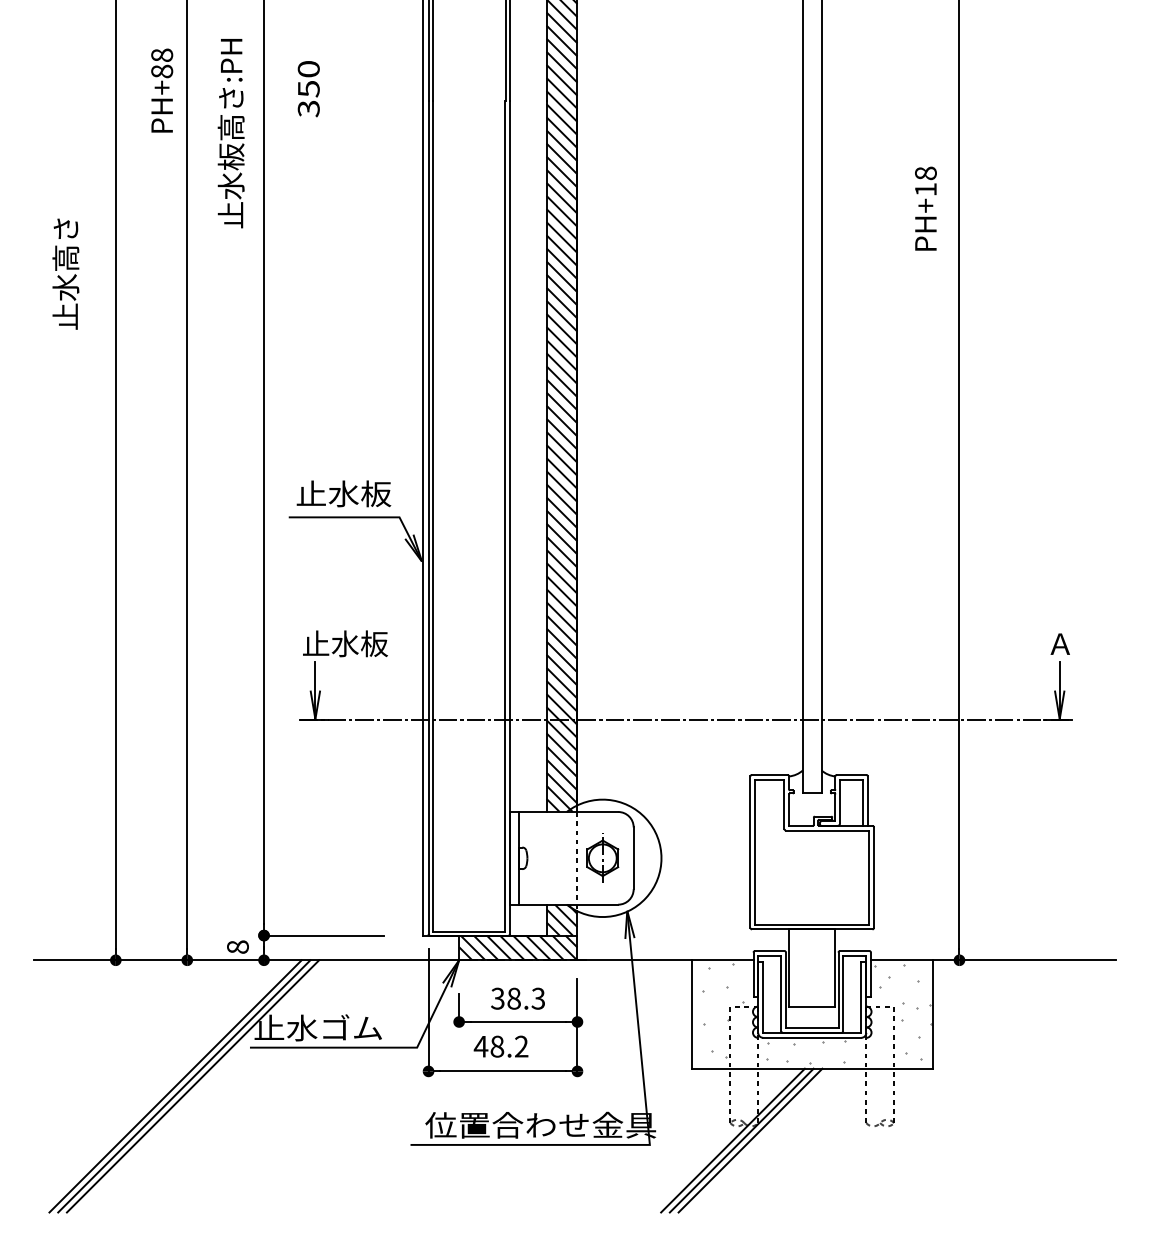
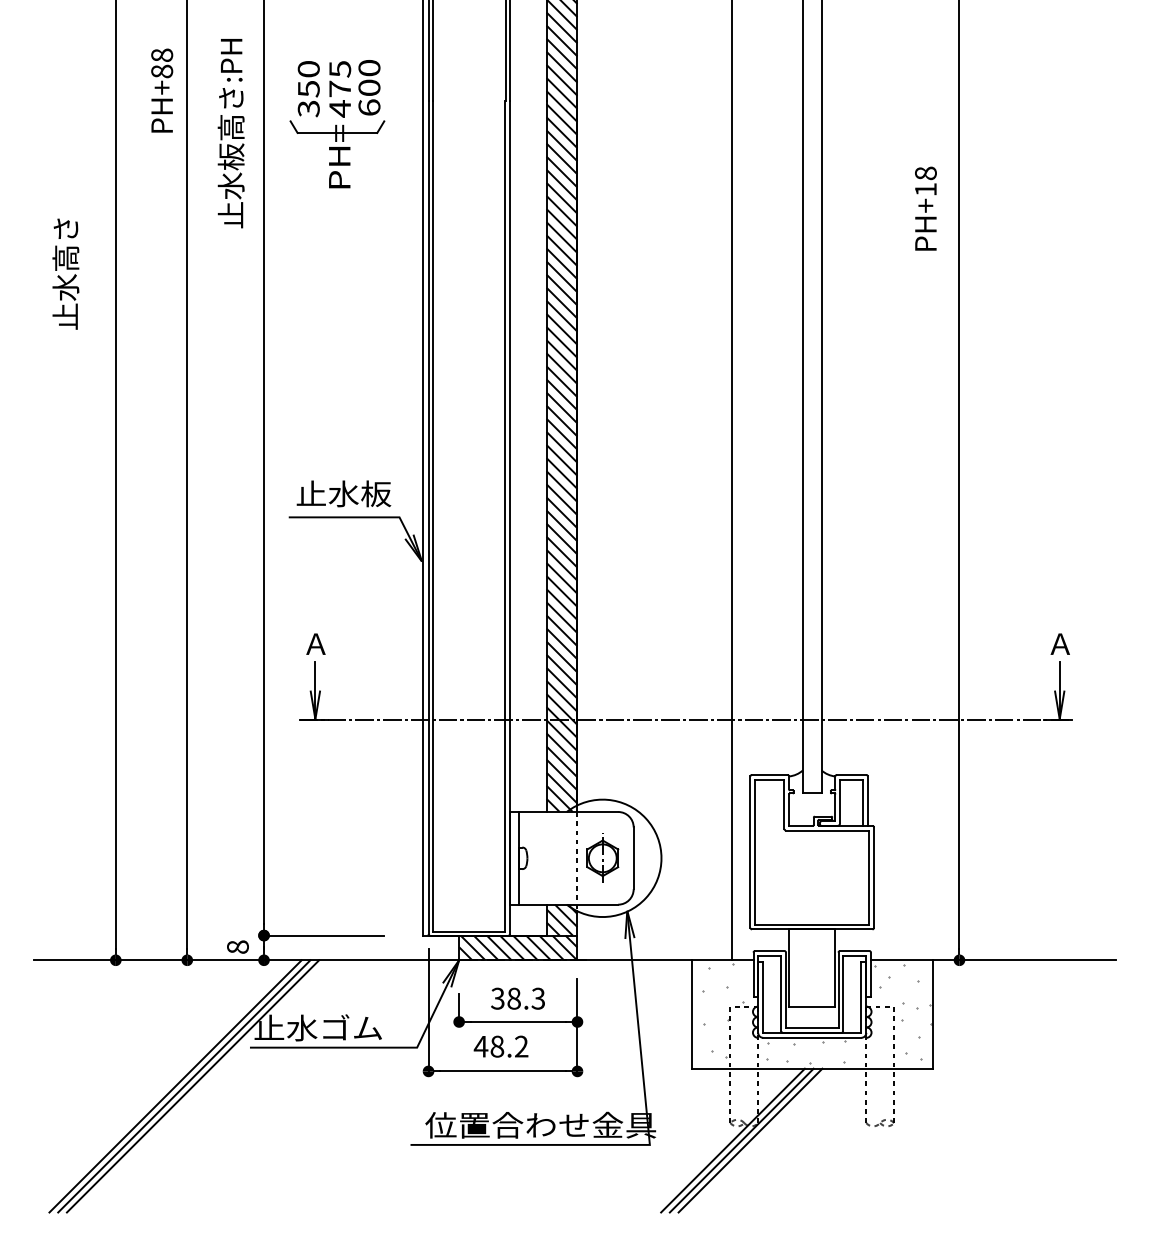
part: none -> present (337, 124)
line: none -> present (731, 481)
text: 止水板 -> Ａ (345, 643)
